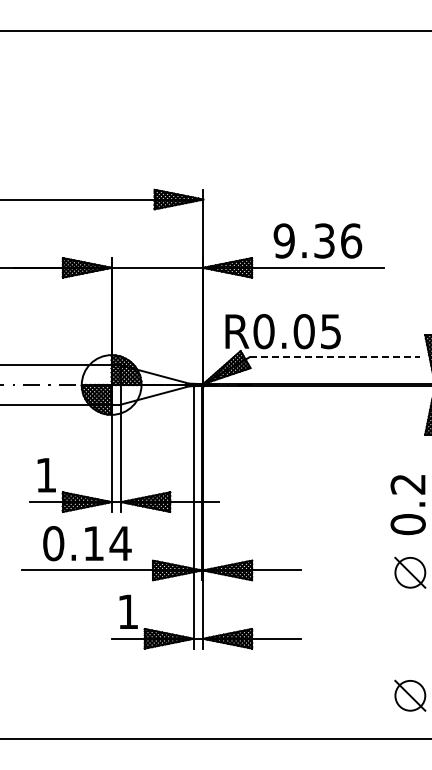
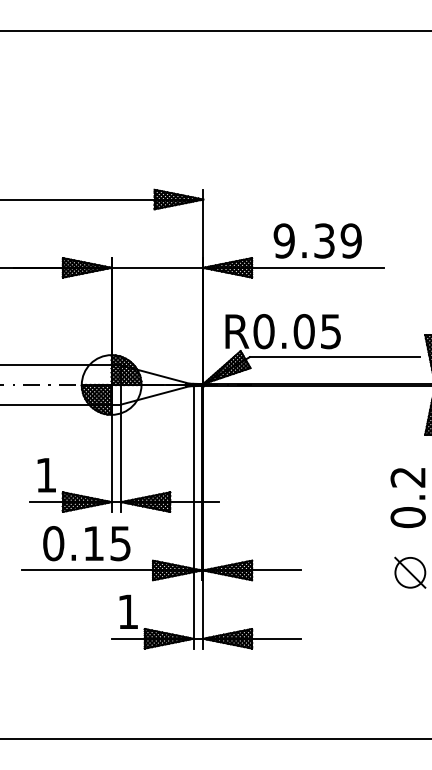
text: 9.36 -> 9.39 (351, 240)
line: dashed -> solid (335, 357)
text position: (407, 505) -> (407, 498) (407, 498)
text: 0.14 -> 0.15 (120, 543)
part: present -> none (410, 695)
